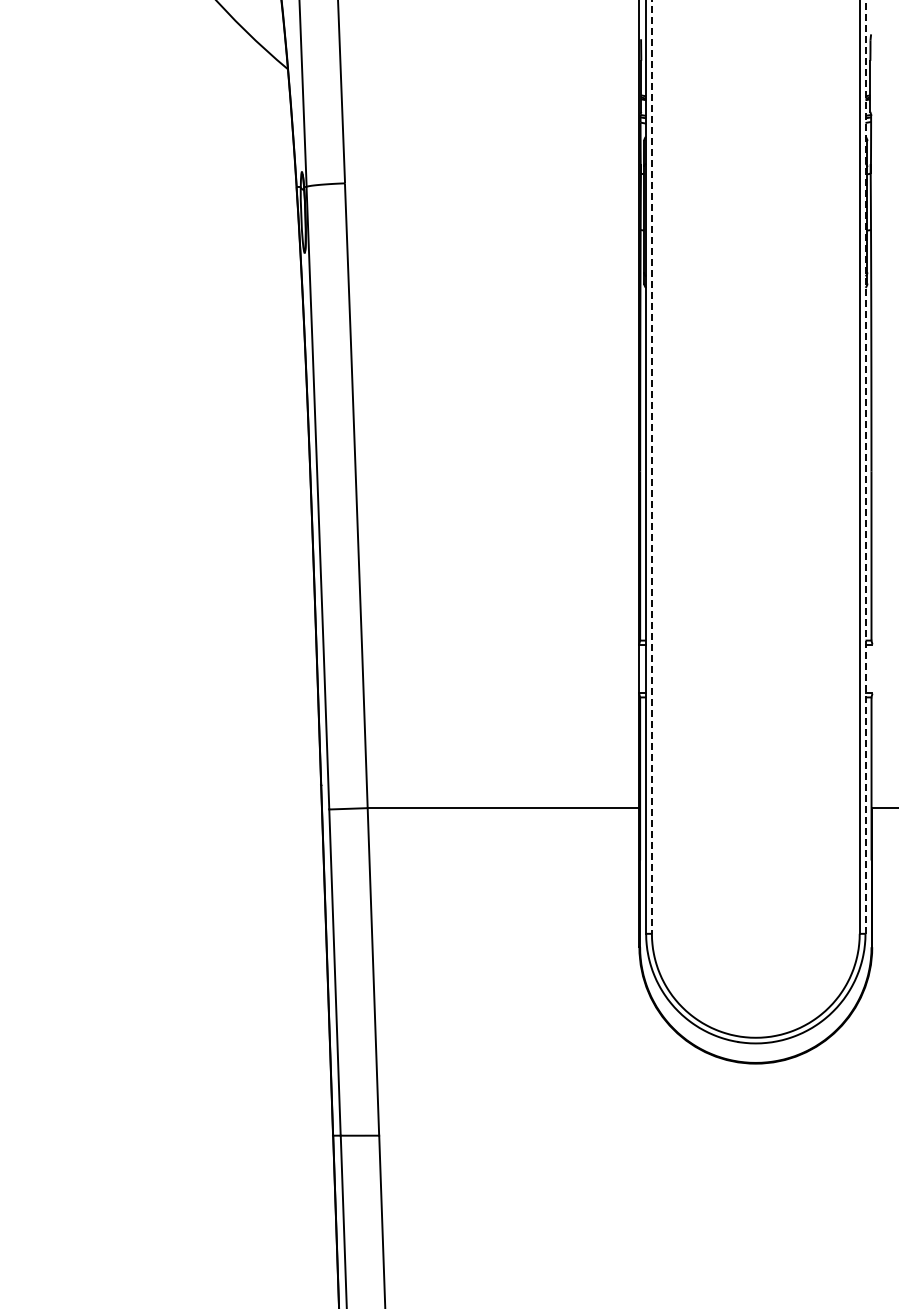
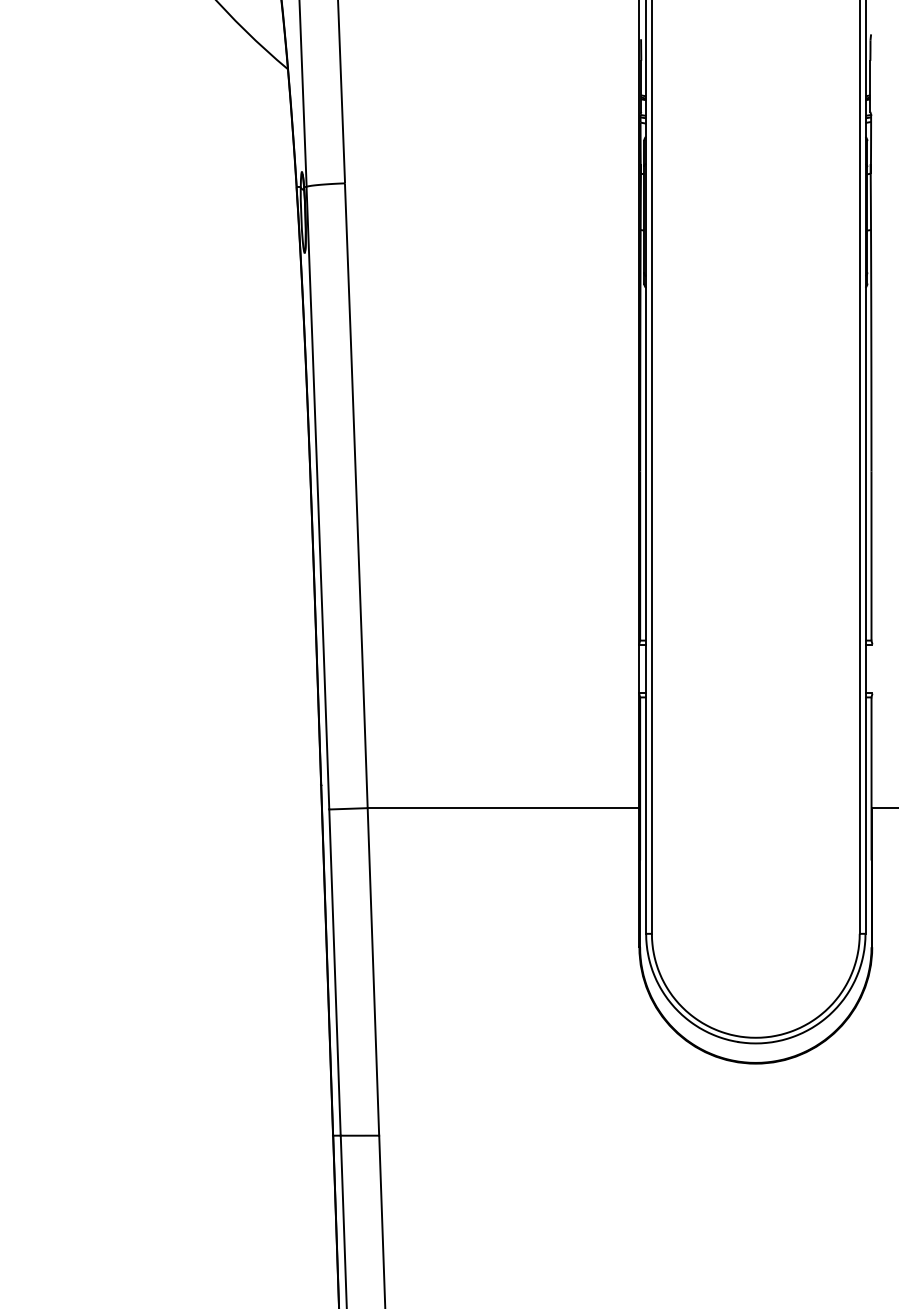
line: dashed -> solid (651, 467)
line: dashed -> solid (865, 467)
